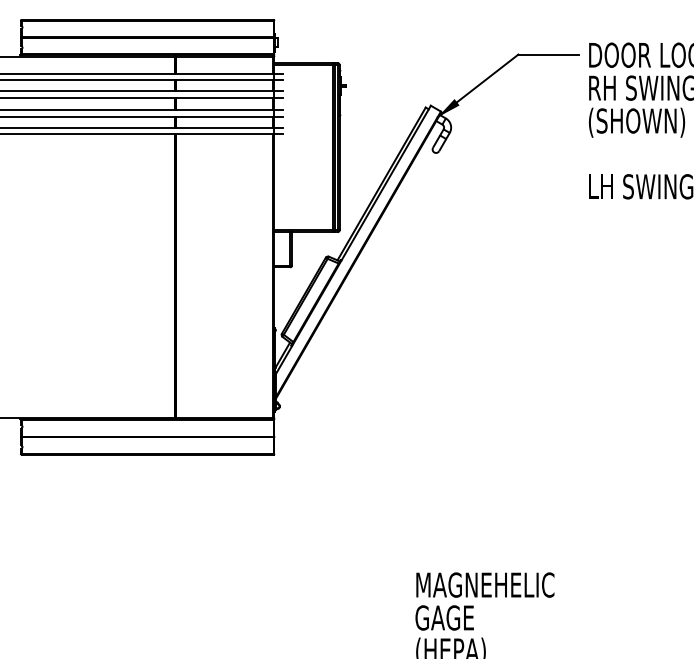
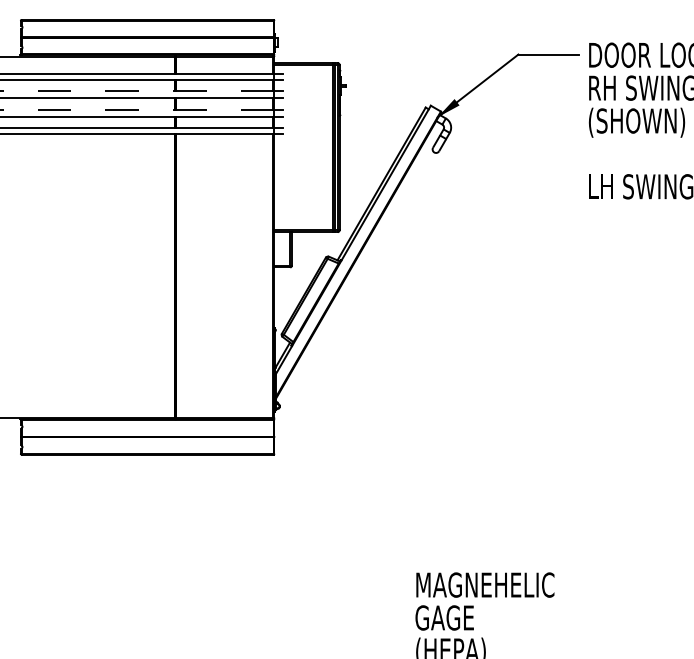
line: solid -> dashed (137, 91)
line: solid -> dashed (137, 110)
